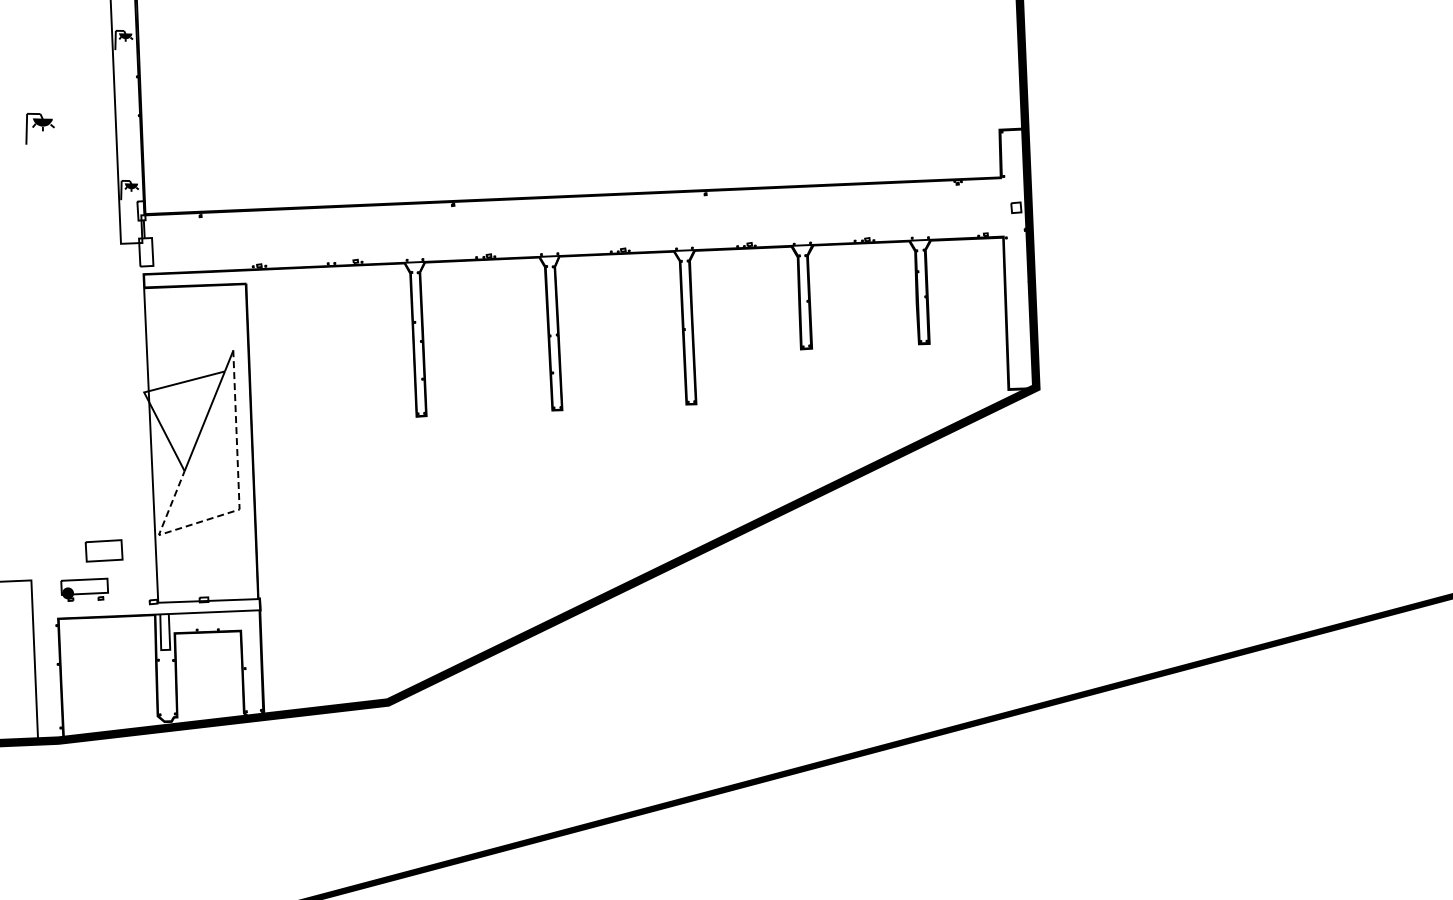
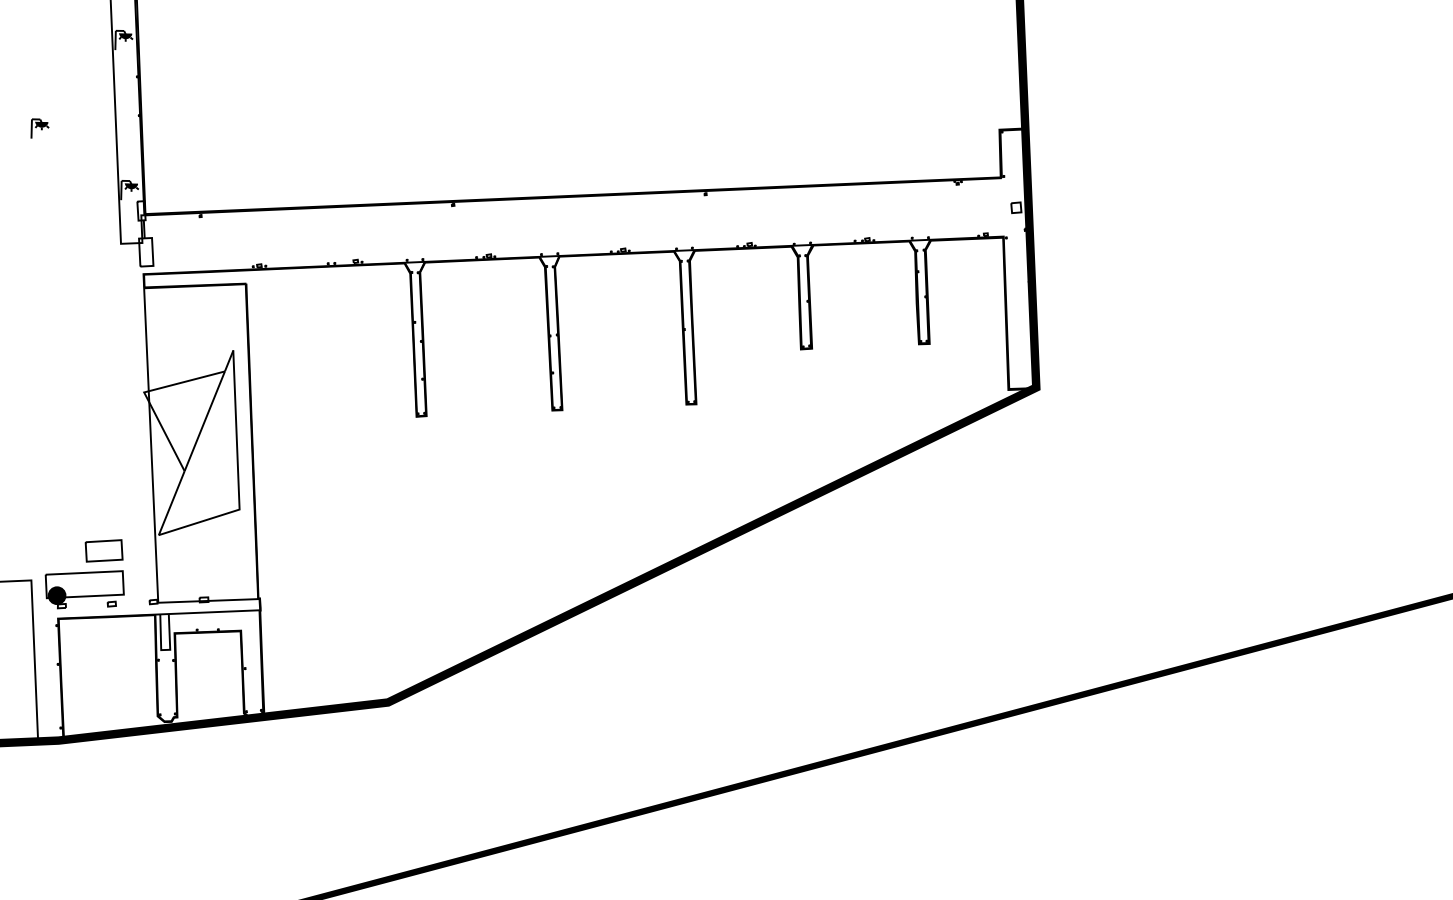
part size: 30x32 px -> 20x21 px (39, 128)
line: dashed -> solid (239, 507)
part size: 49x25 px -> 81x40 px (84, 589)
